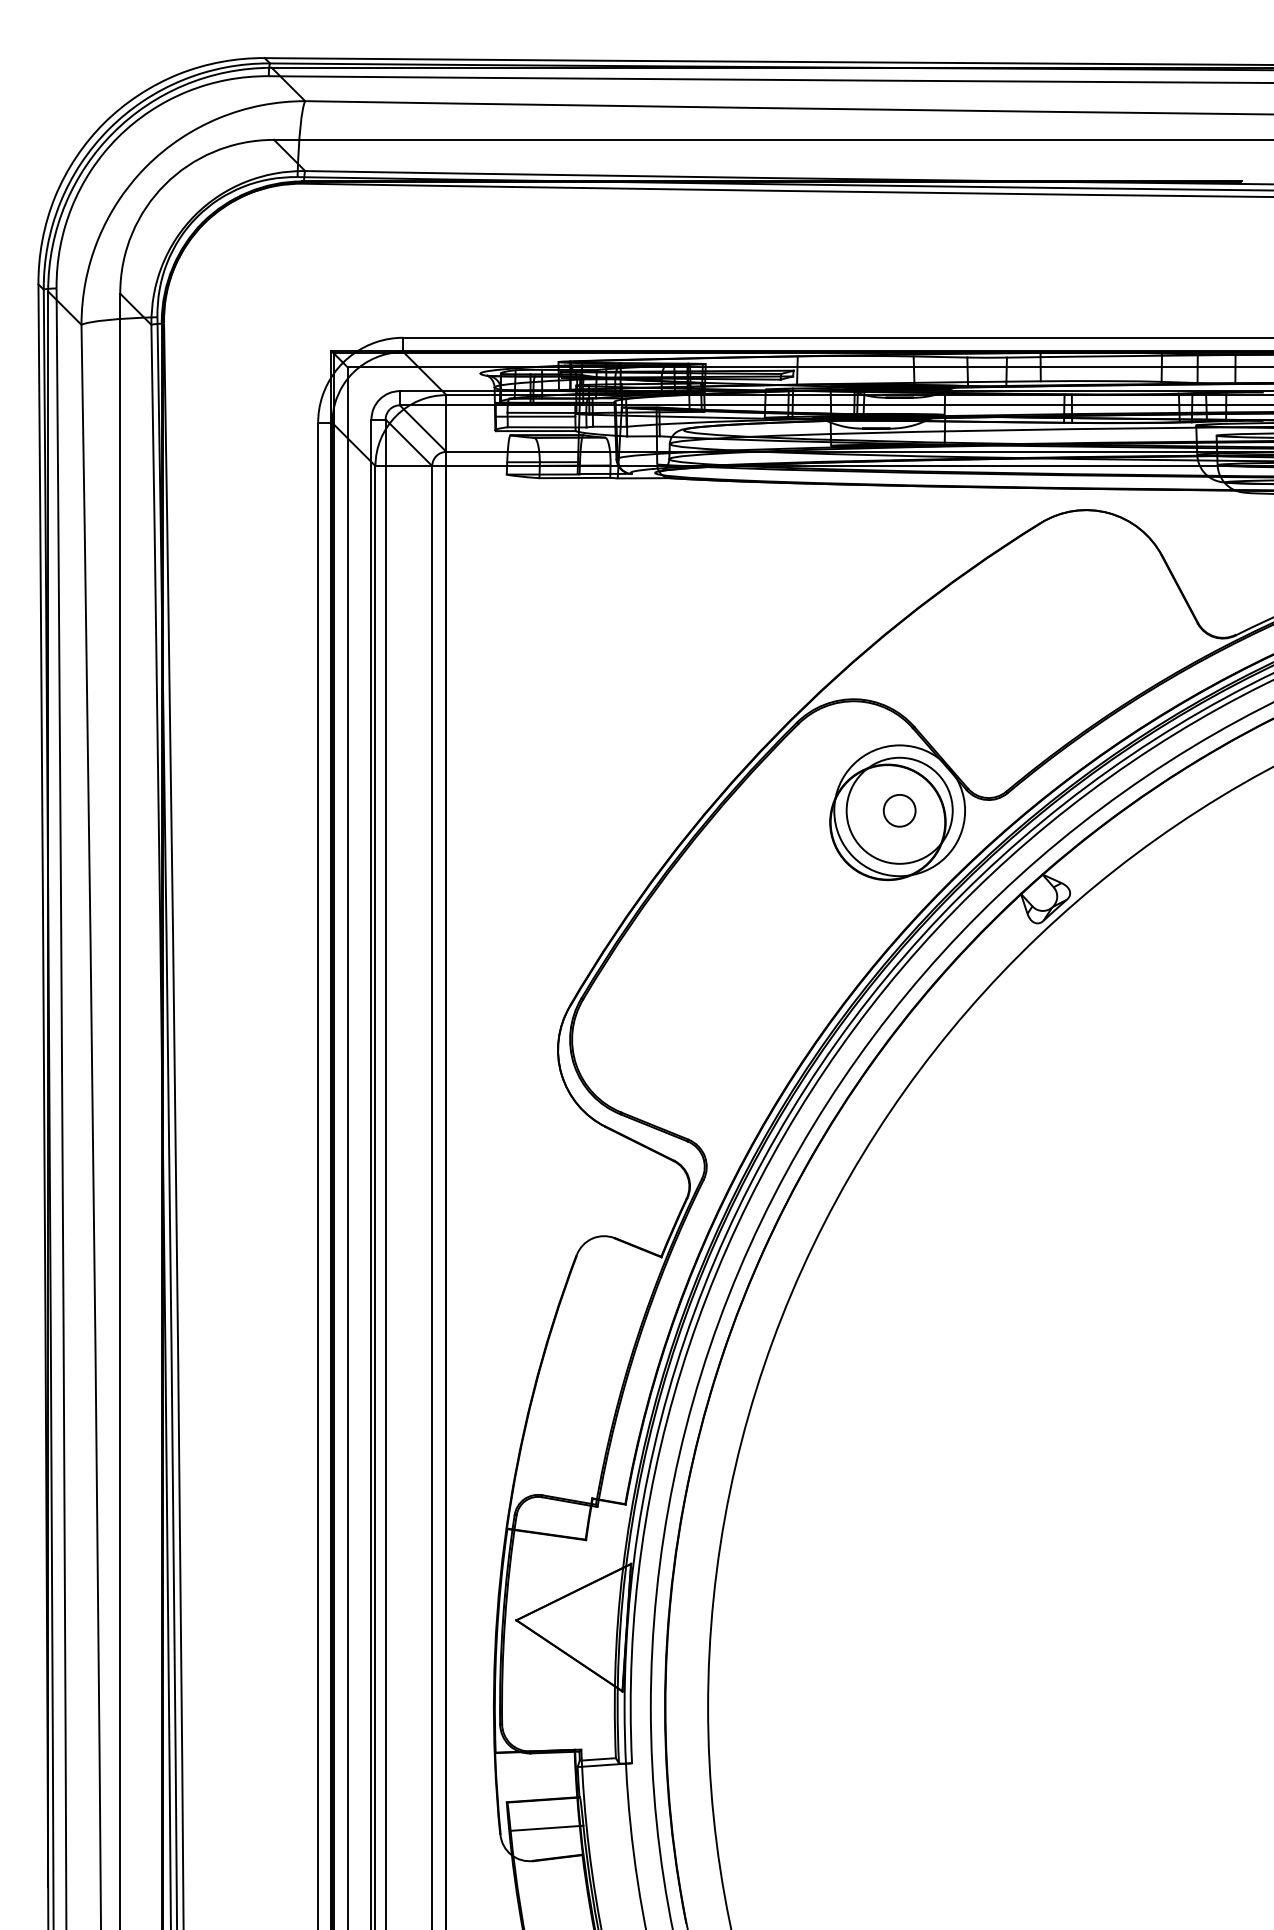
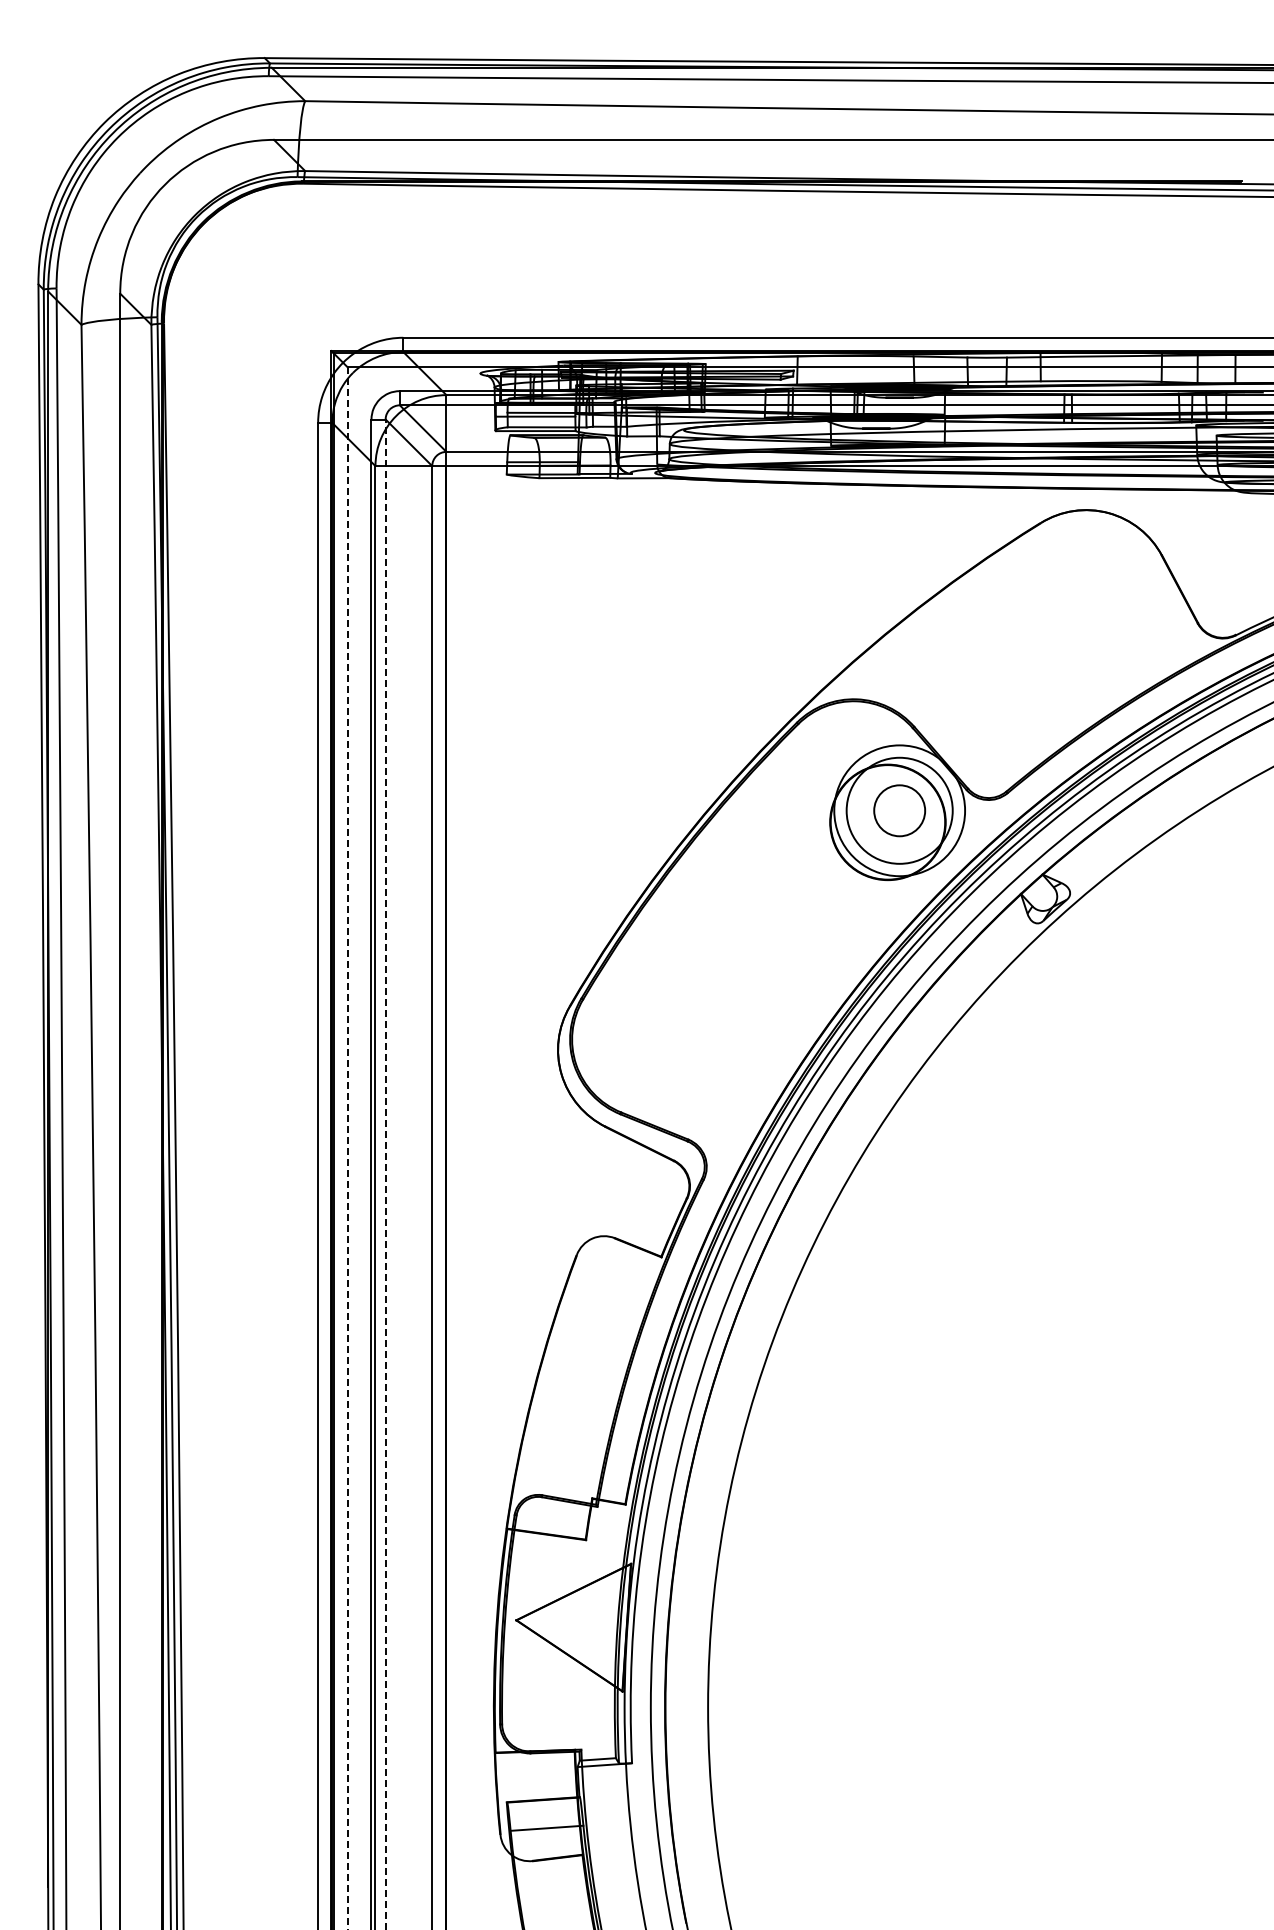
circle diameter: 32 px -> 51 px (899, 810)
line: solid -> dashed (347, 1148)
line: solid -> dashed (385, 1174)
